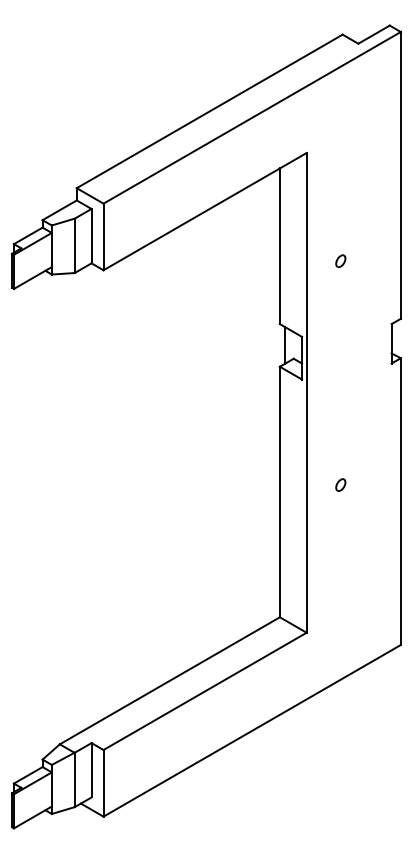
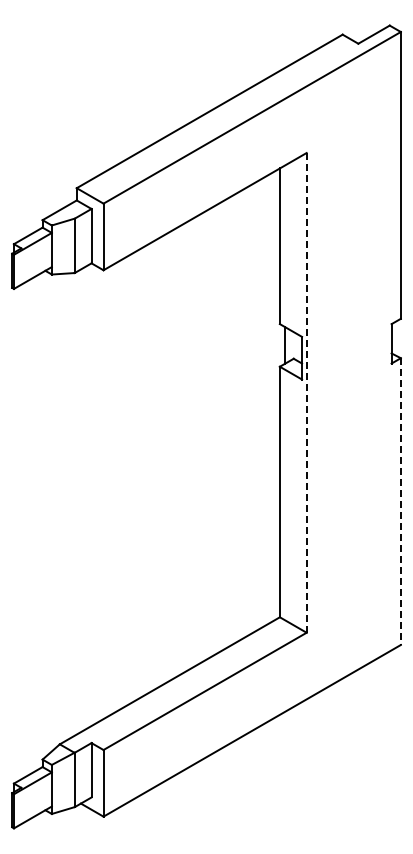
part: present -> none (340, 260)
line: solid -> dashed (306, 392)
part: present -> none (340, 484)
line: solid -> dashed (400, 502)
